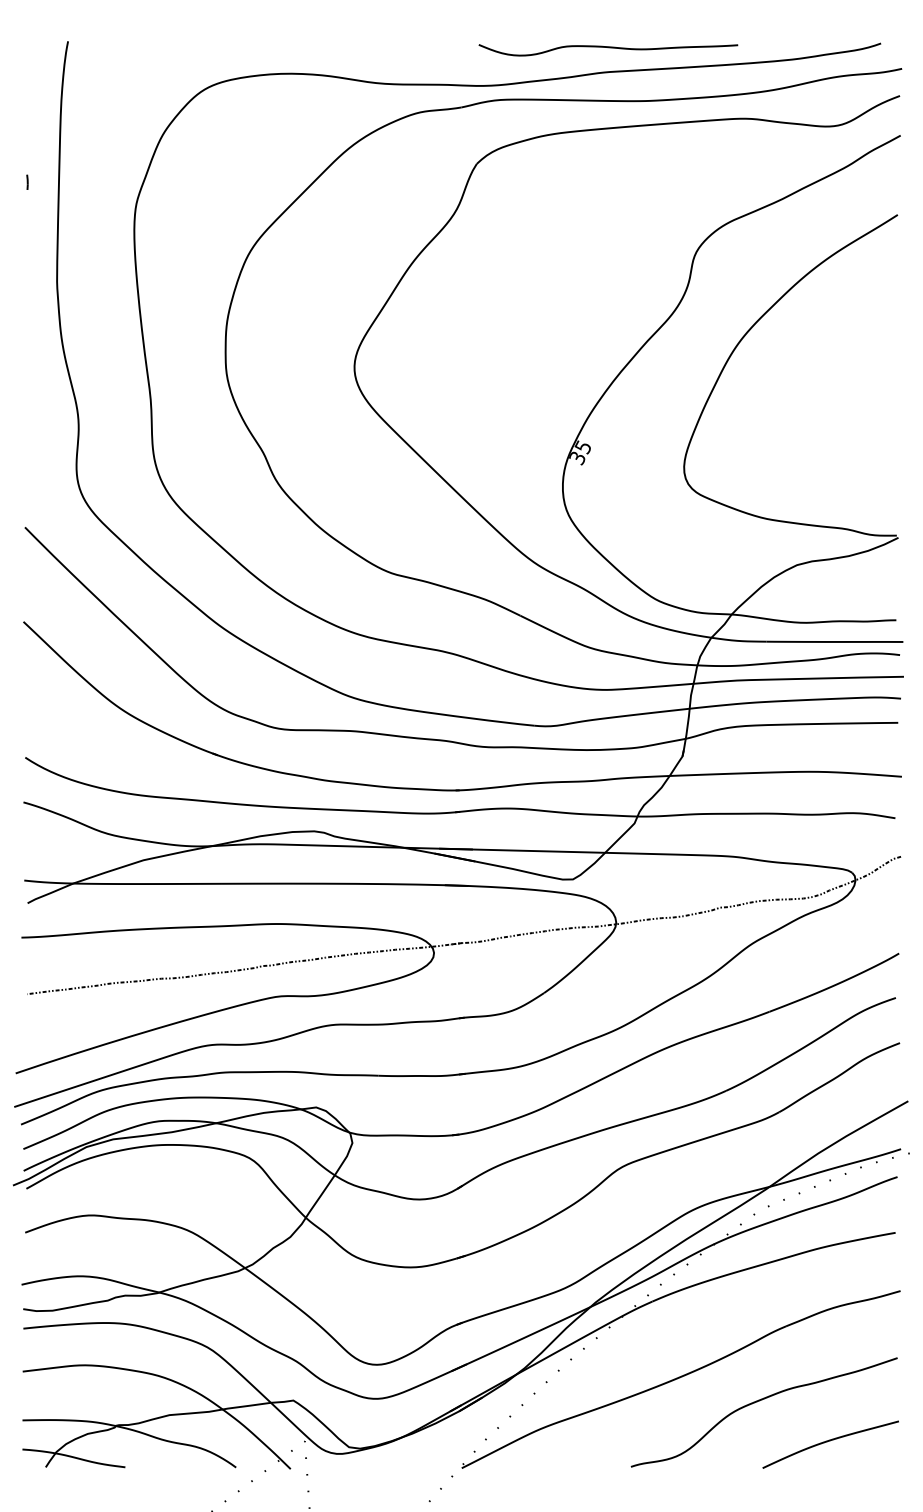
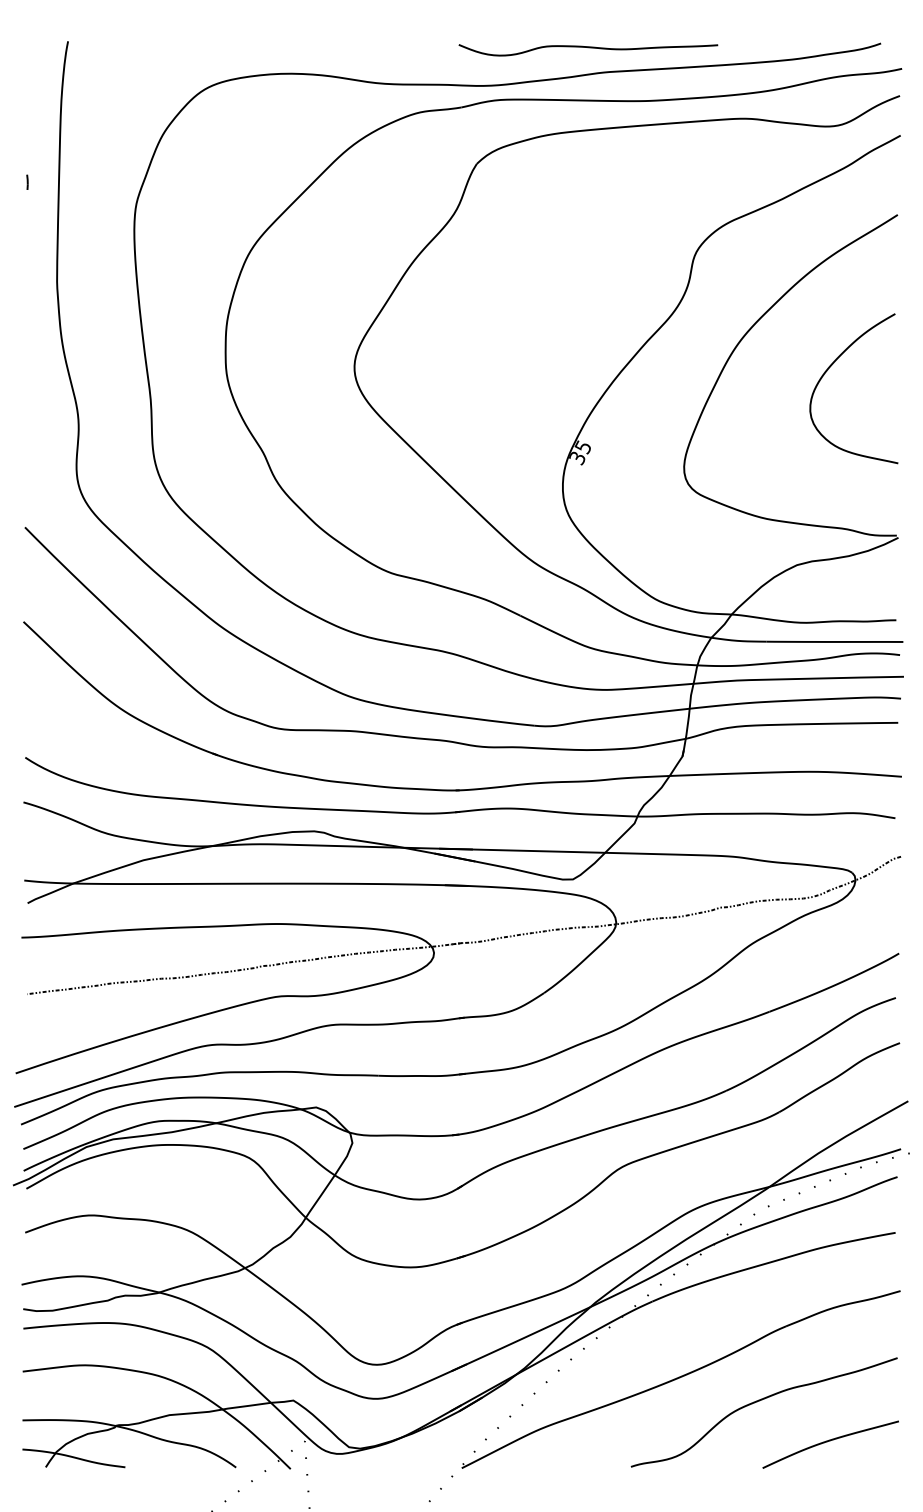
curve position: (608, 48) -> (588, 48) (588, 48)
curve: none -> present (827, 371)
